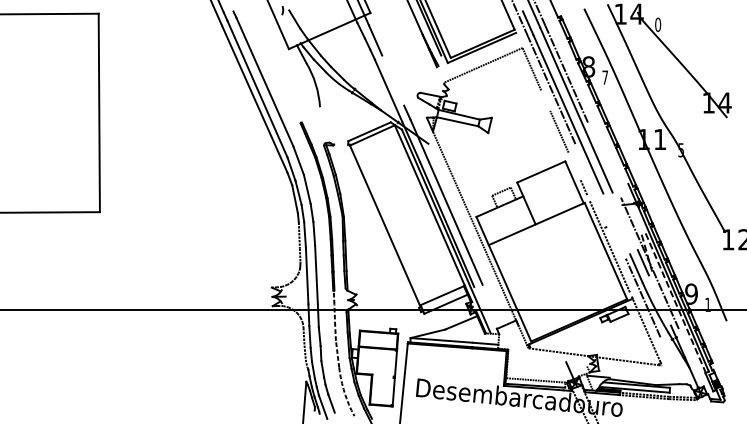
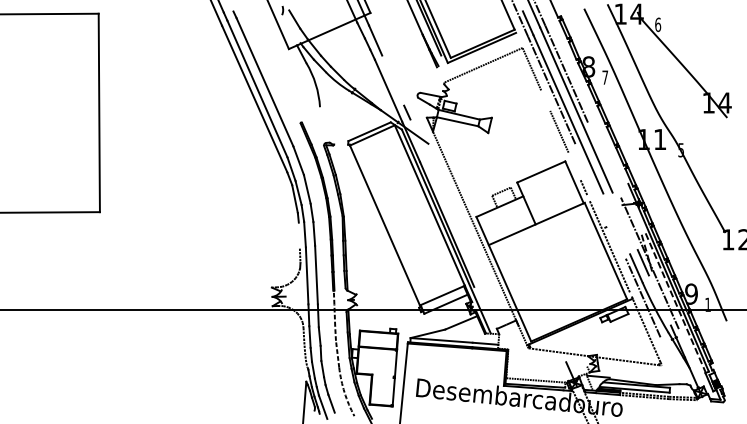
text: 0 -> 6 (658, 24)
line: present -> none (446, 201)
line: present -> none (298, 235)
